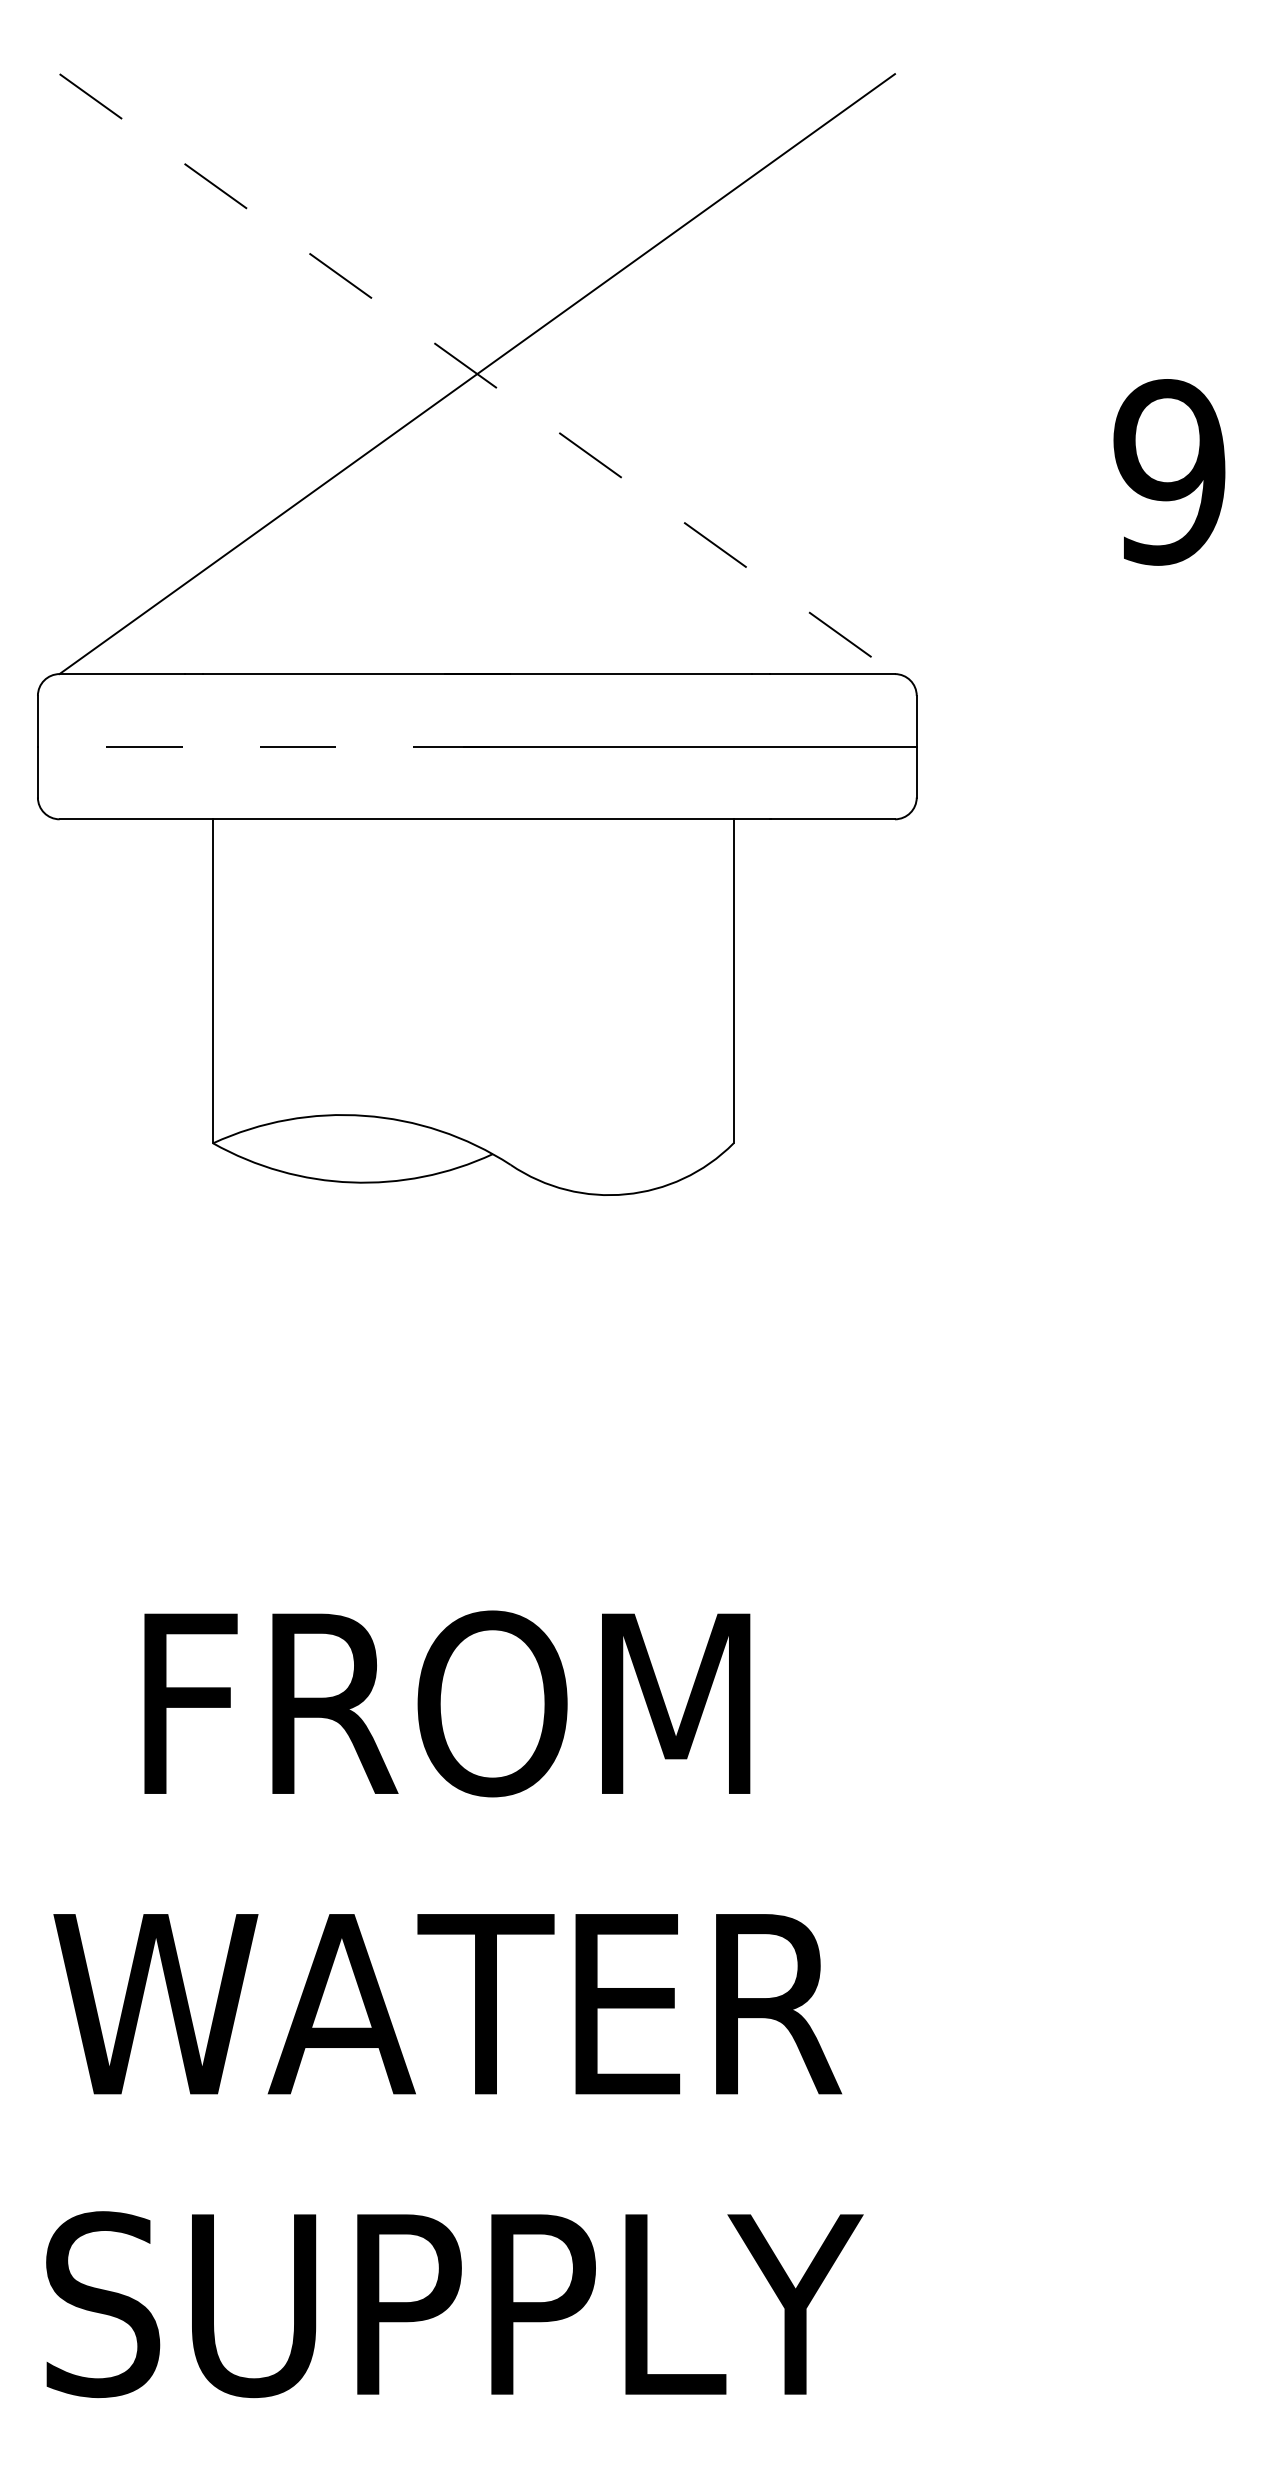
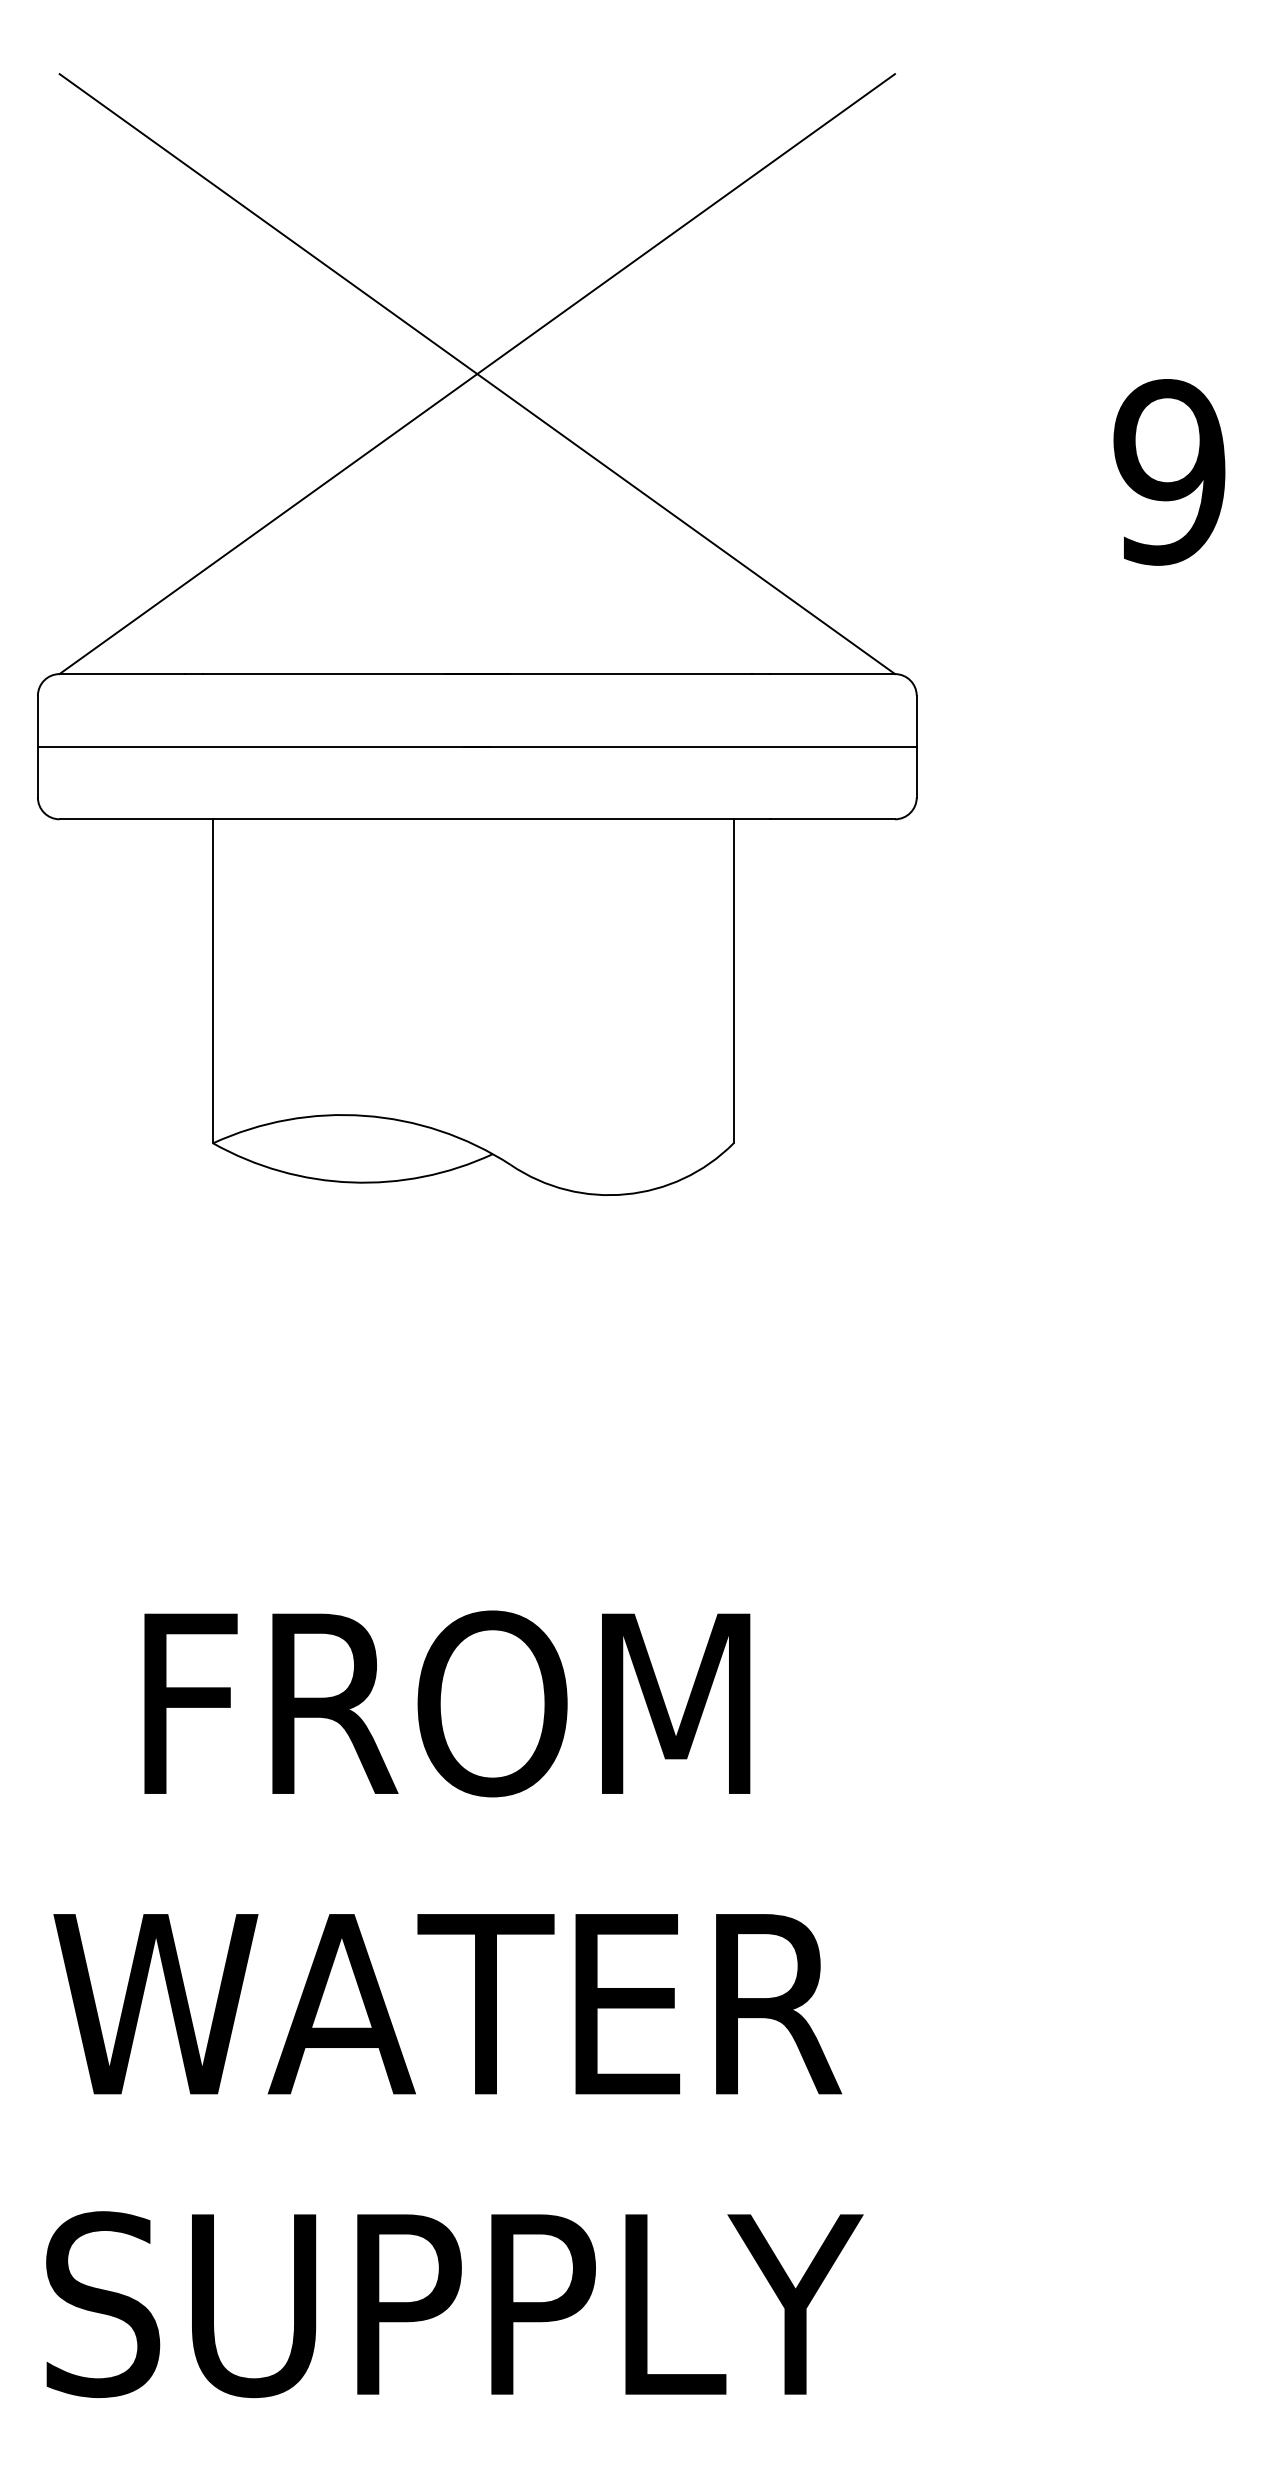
line: dashed -> solid (477, 374)
line: dashed -> solid (263, 746)
